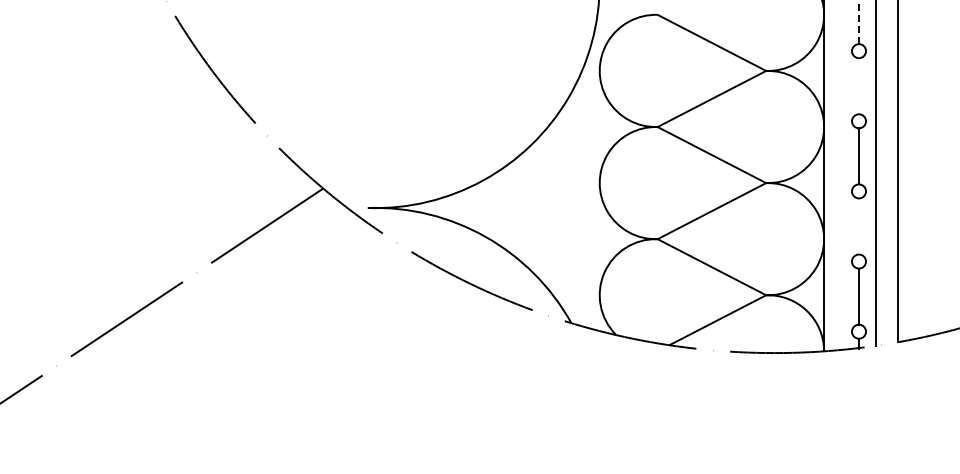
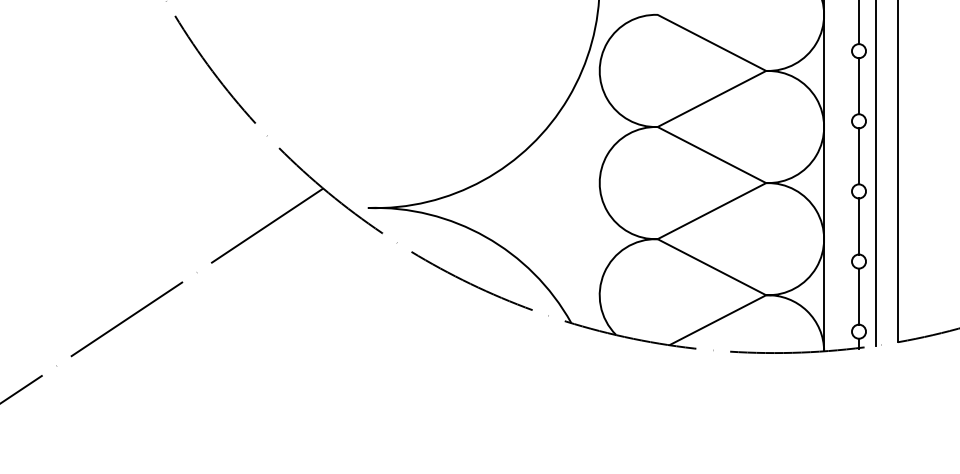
line: dashed -> solid (859, 22)
line: none -> present (859, 86)
line: none -> present (859, 226)
